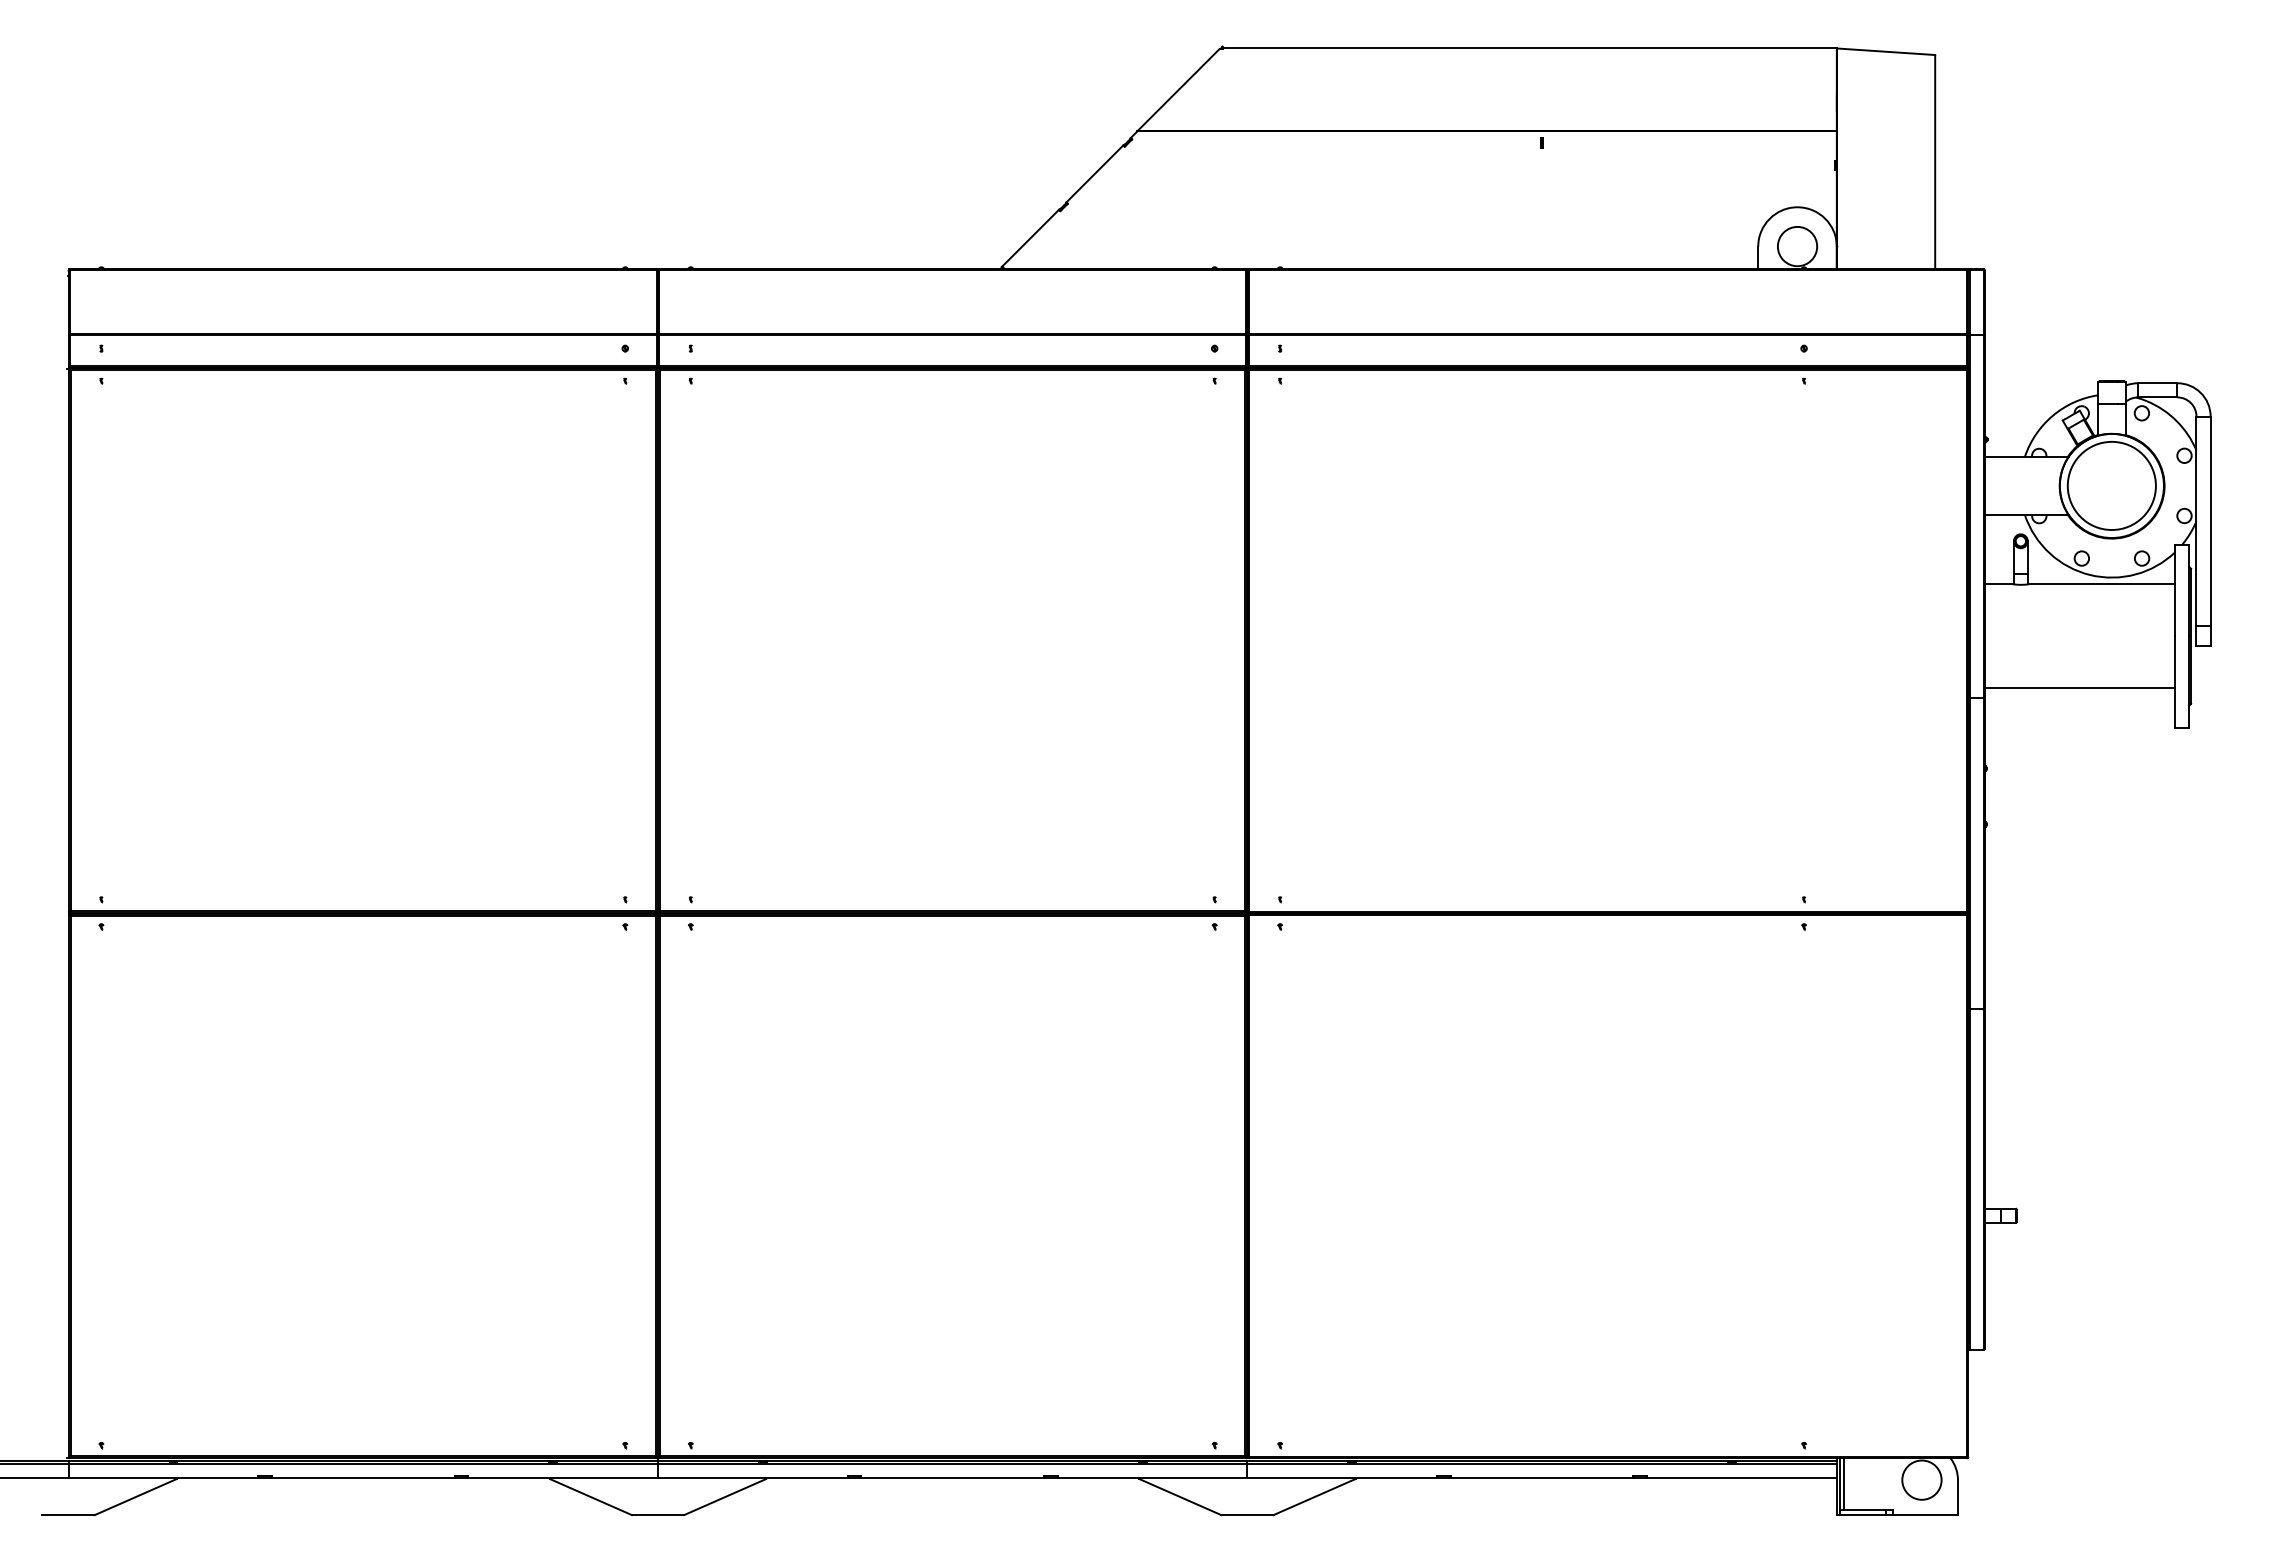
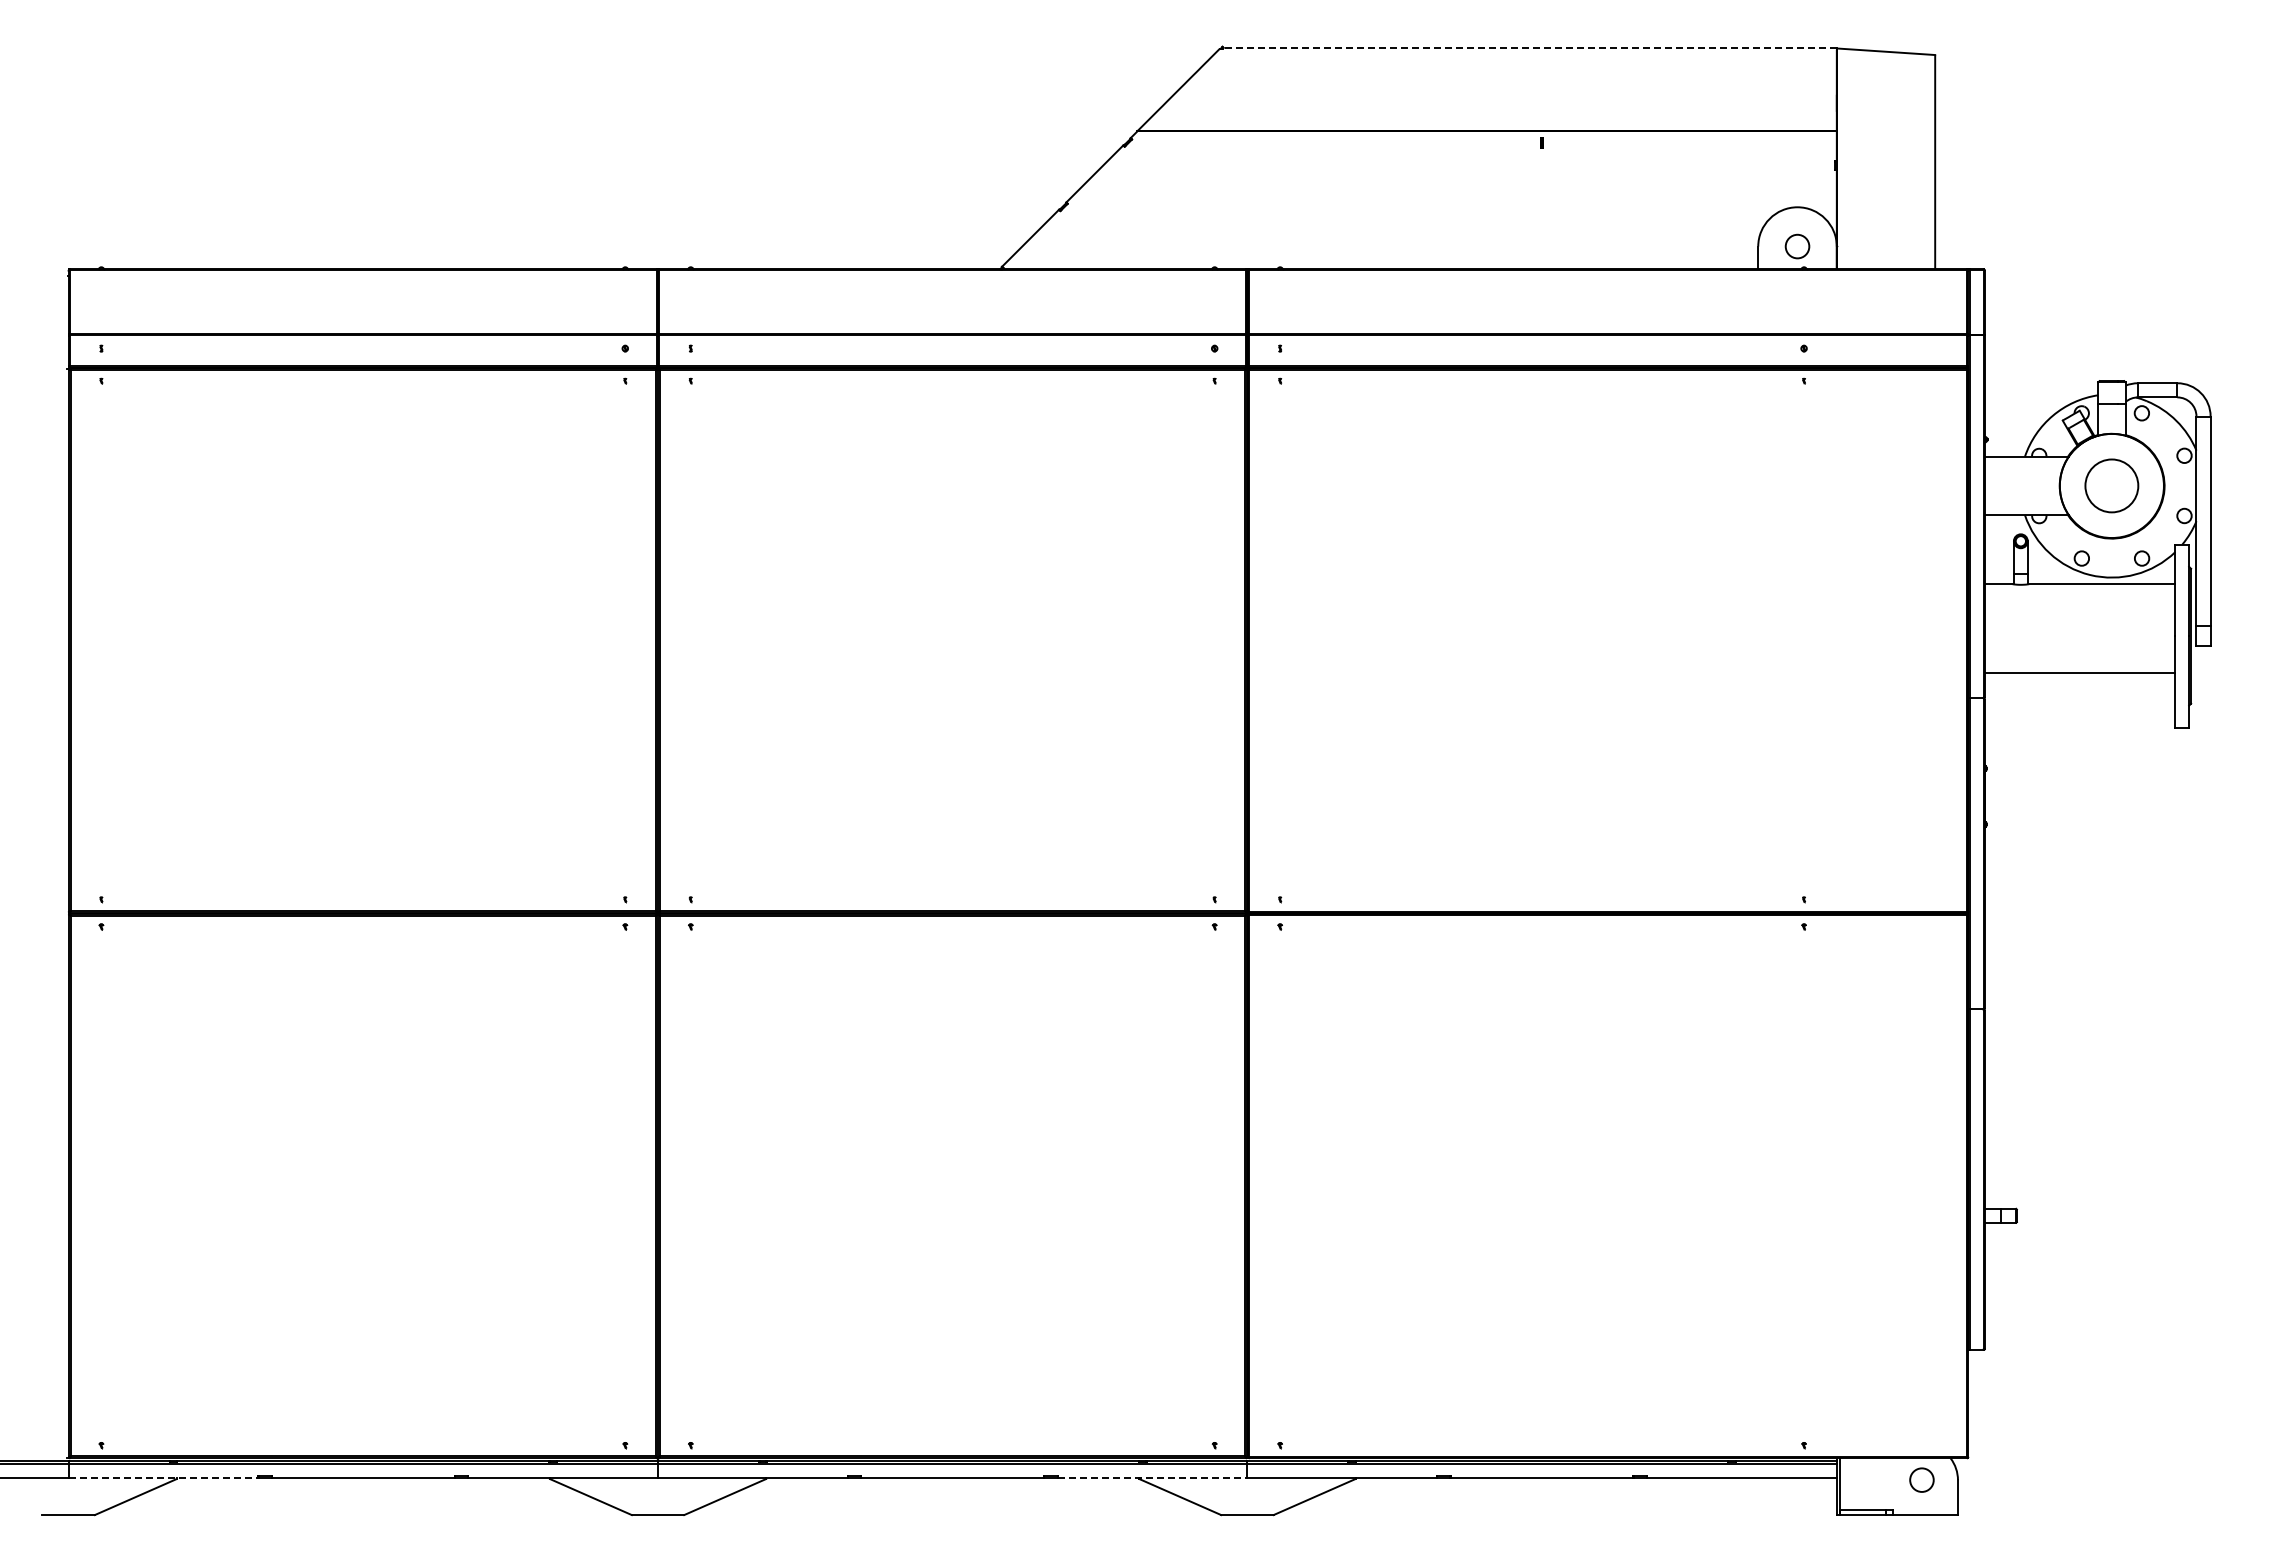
line: solid -> dashed (1529, 48)
circle diameter: 39 px -> 24 px (1797, 246)
circle diameter: 88 px -> 53 px (2111, 485)
line position: (2079, 688) -> (2079, 673) (2079, 673)
line: solid -> dashed (163, 1477)
line: solid -> dashed (1152, 1477)
circle diameter: 39 px -> 24 px (1921, 1479)
line: present -> none (1844, 1483)
